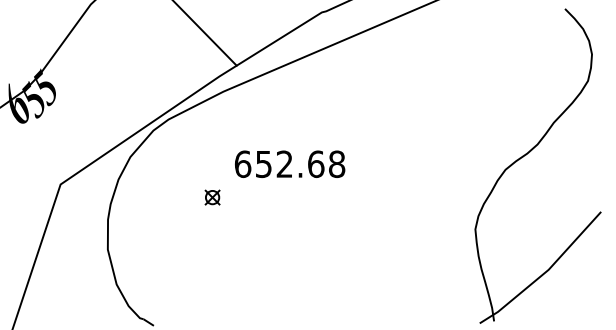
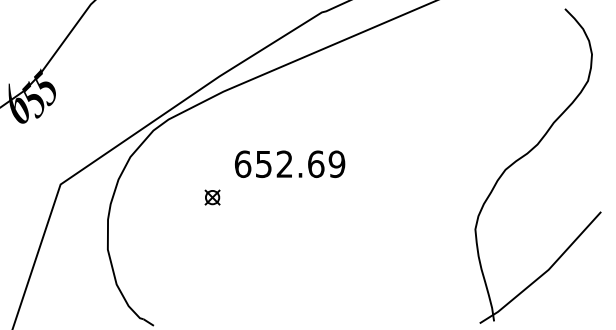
line: present -> none (205, 33)
text: 652.68 -> 652.69 (336, 164)
